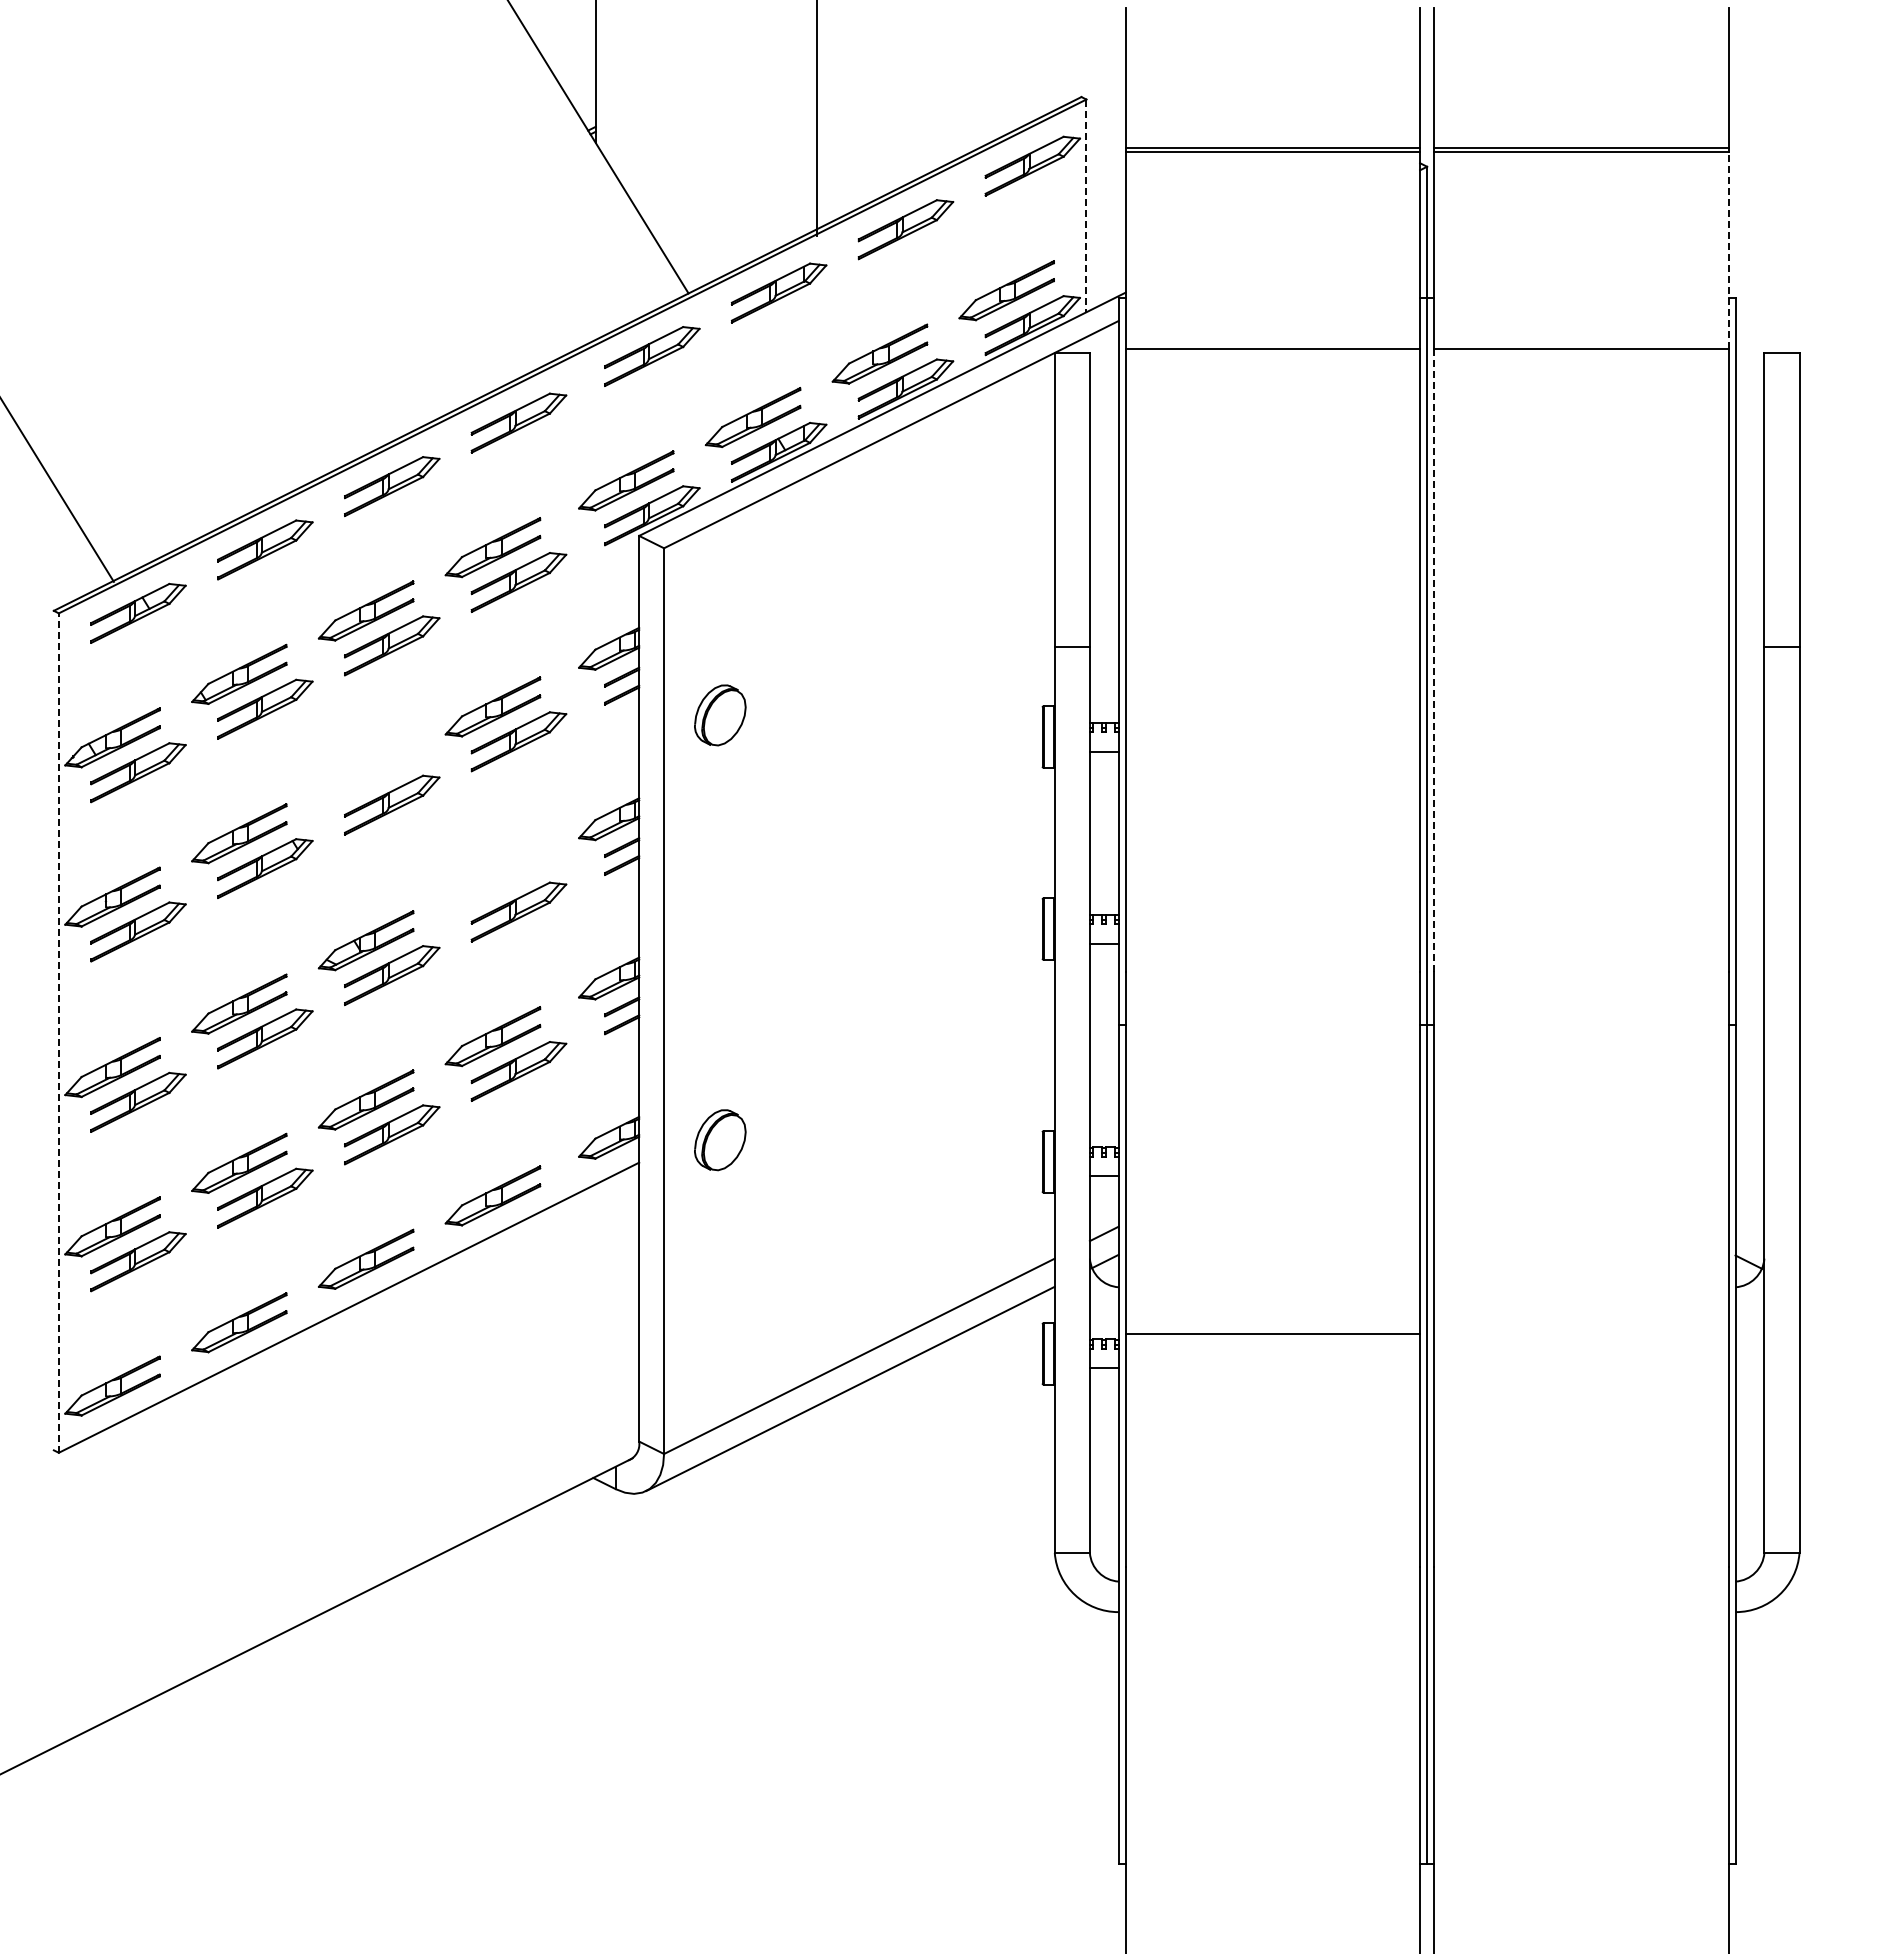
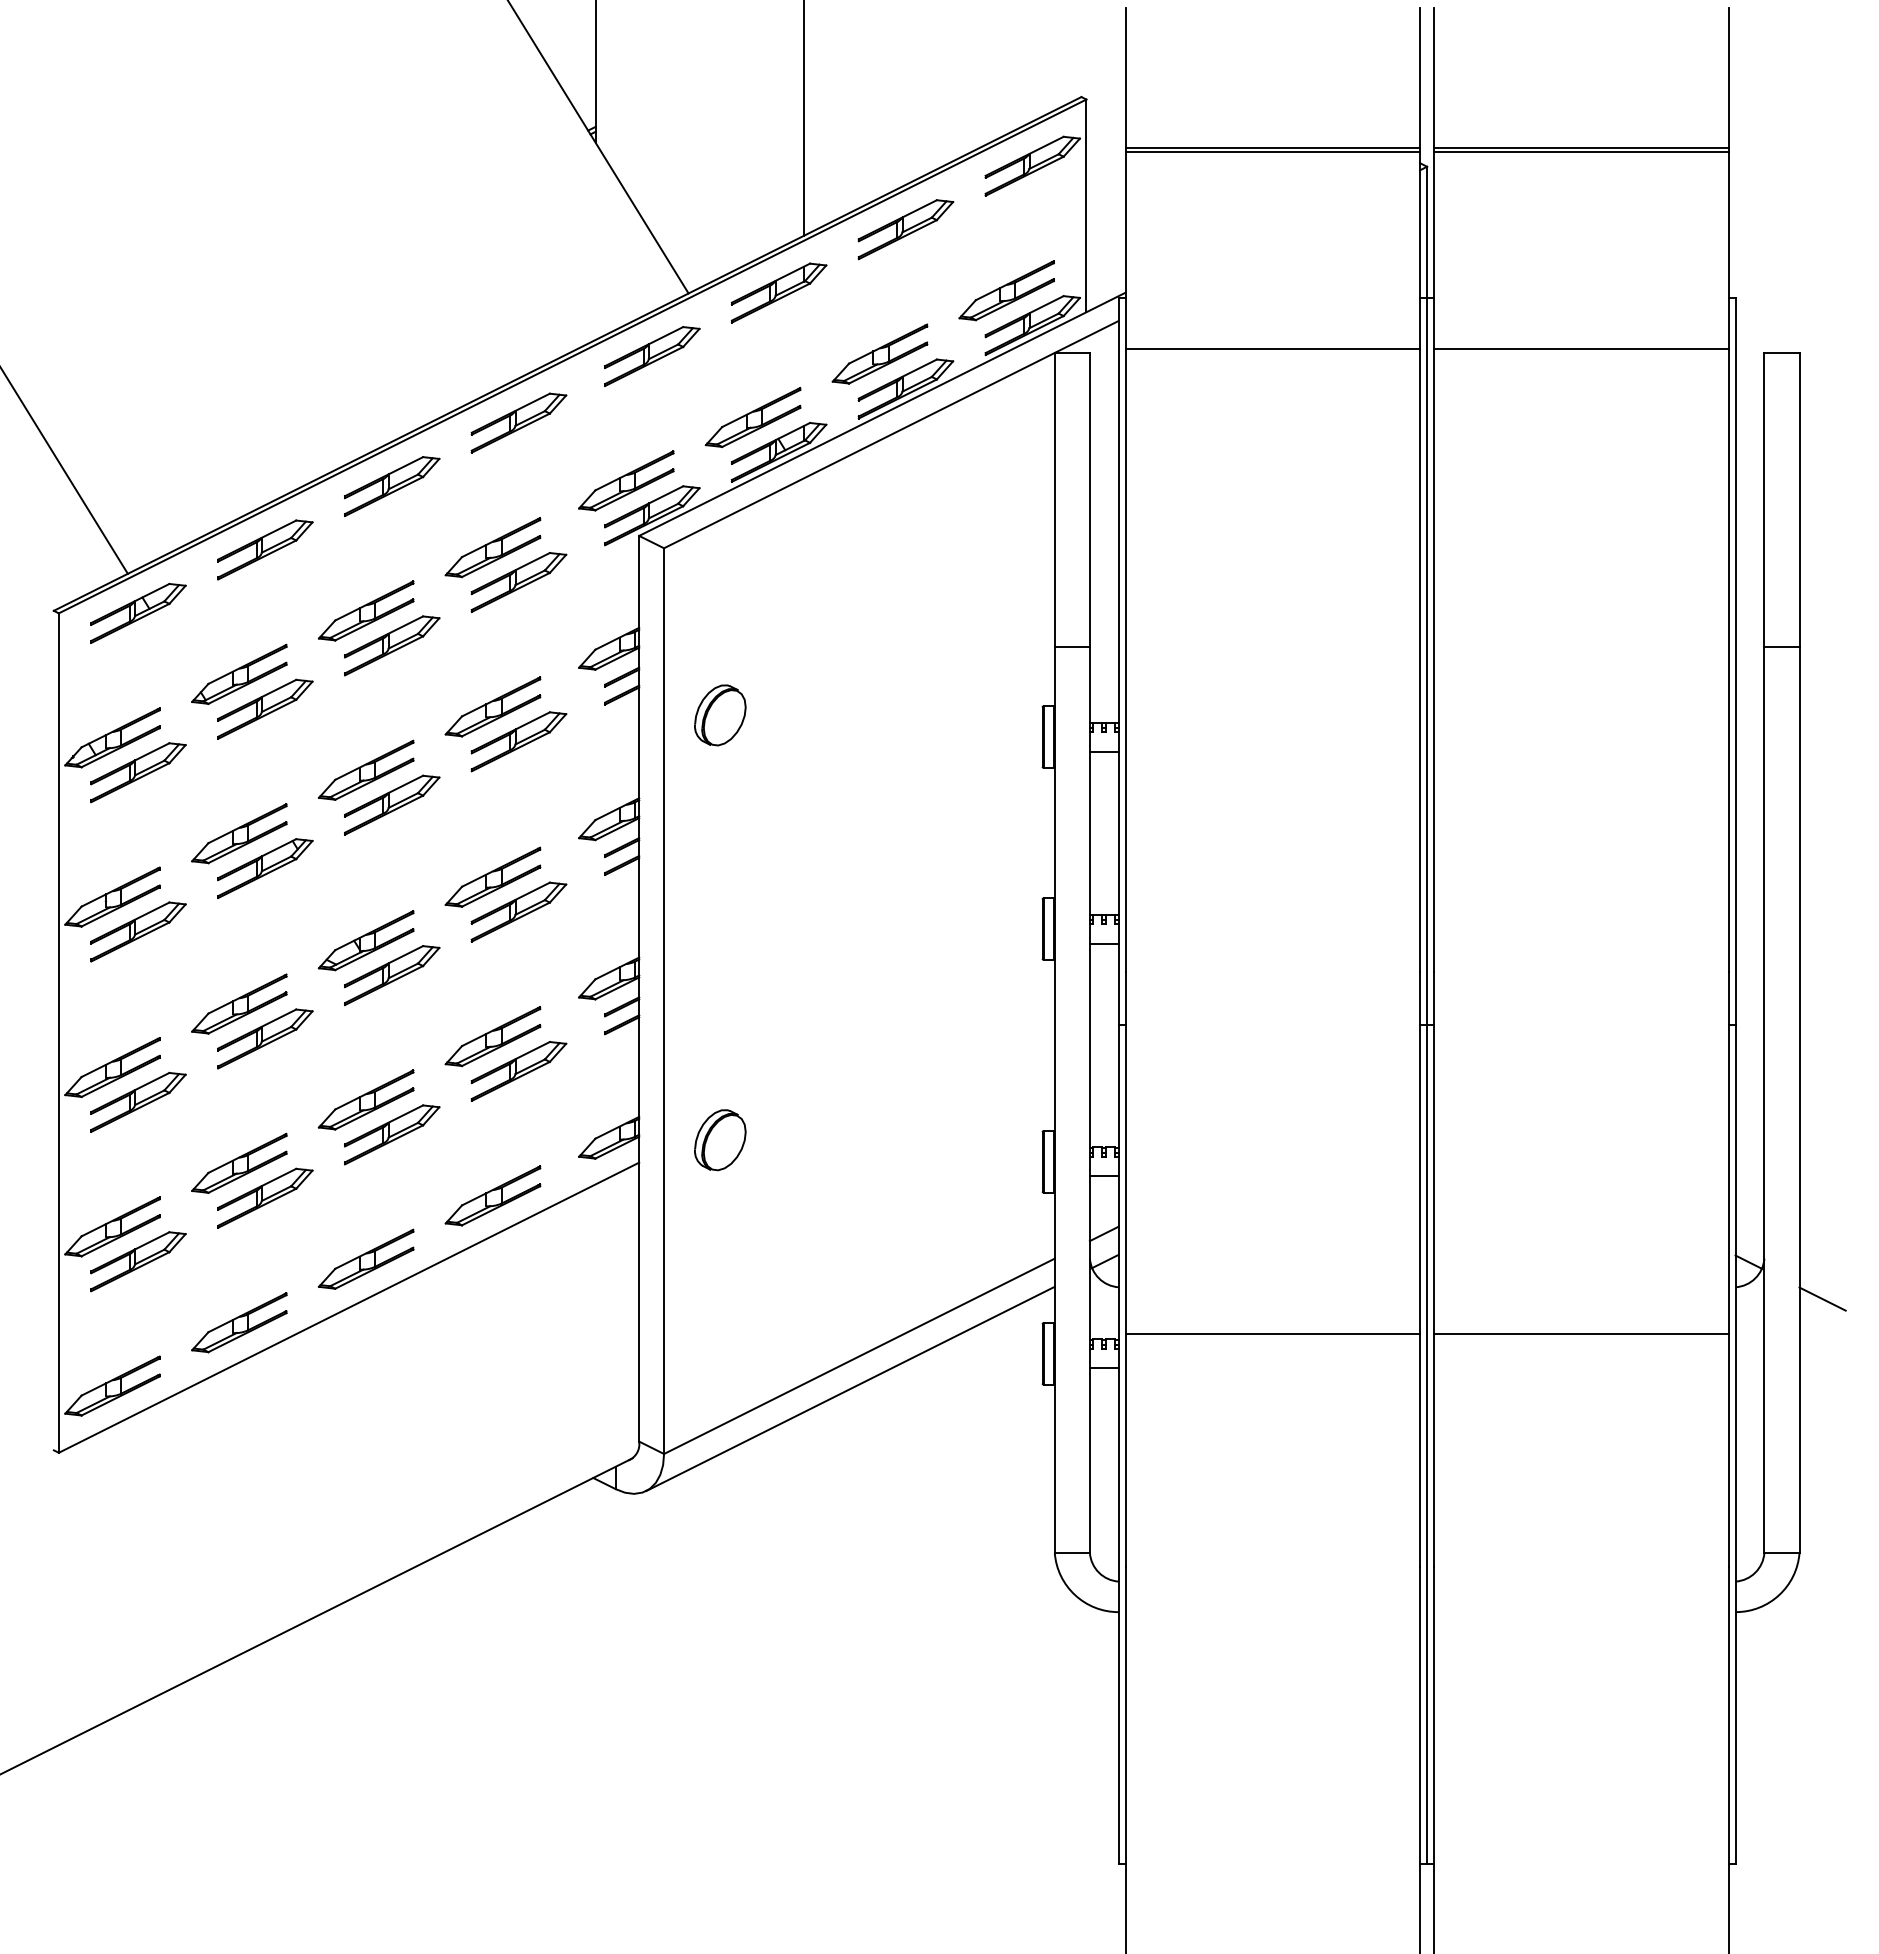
line position: (816, 118) -> (803, 118) (803, 118)
line: dashed -> solid (1086, 206)
line: dashed -> solid (1728, 249)
line position: (57, 491) -> (64, 471) (64, 471)
line: dashed -> solid (1434, 660)
part: none -> present (366, 769)
part: none -> present (492, 876)
line: dashed -> solid (58, 1033)
line: none -> present (1822, 1298)
line: none -> present (1581, 1333)
